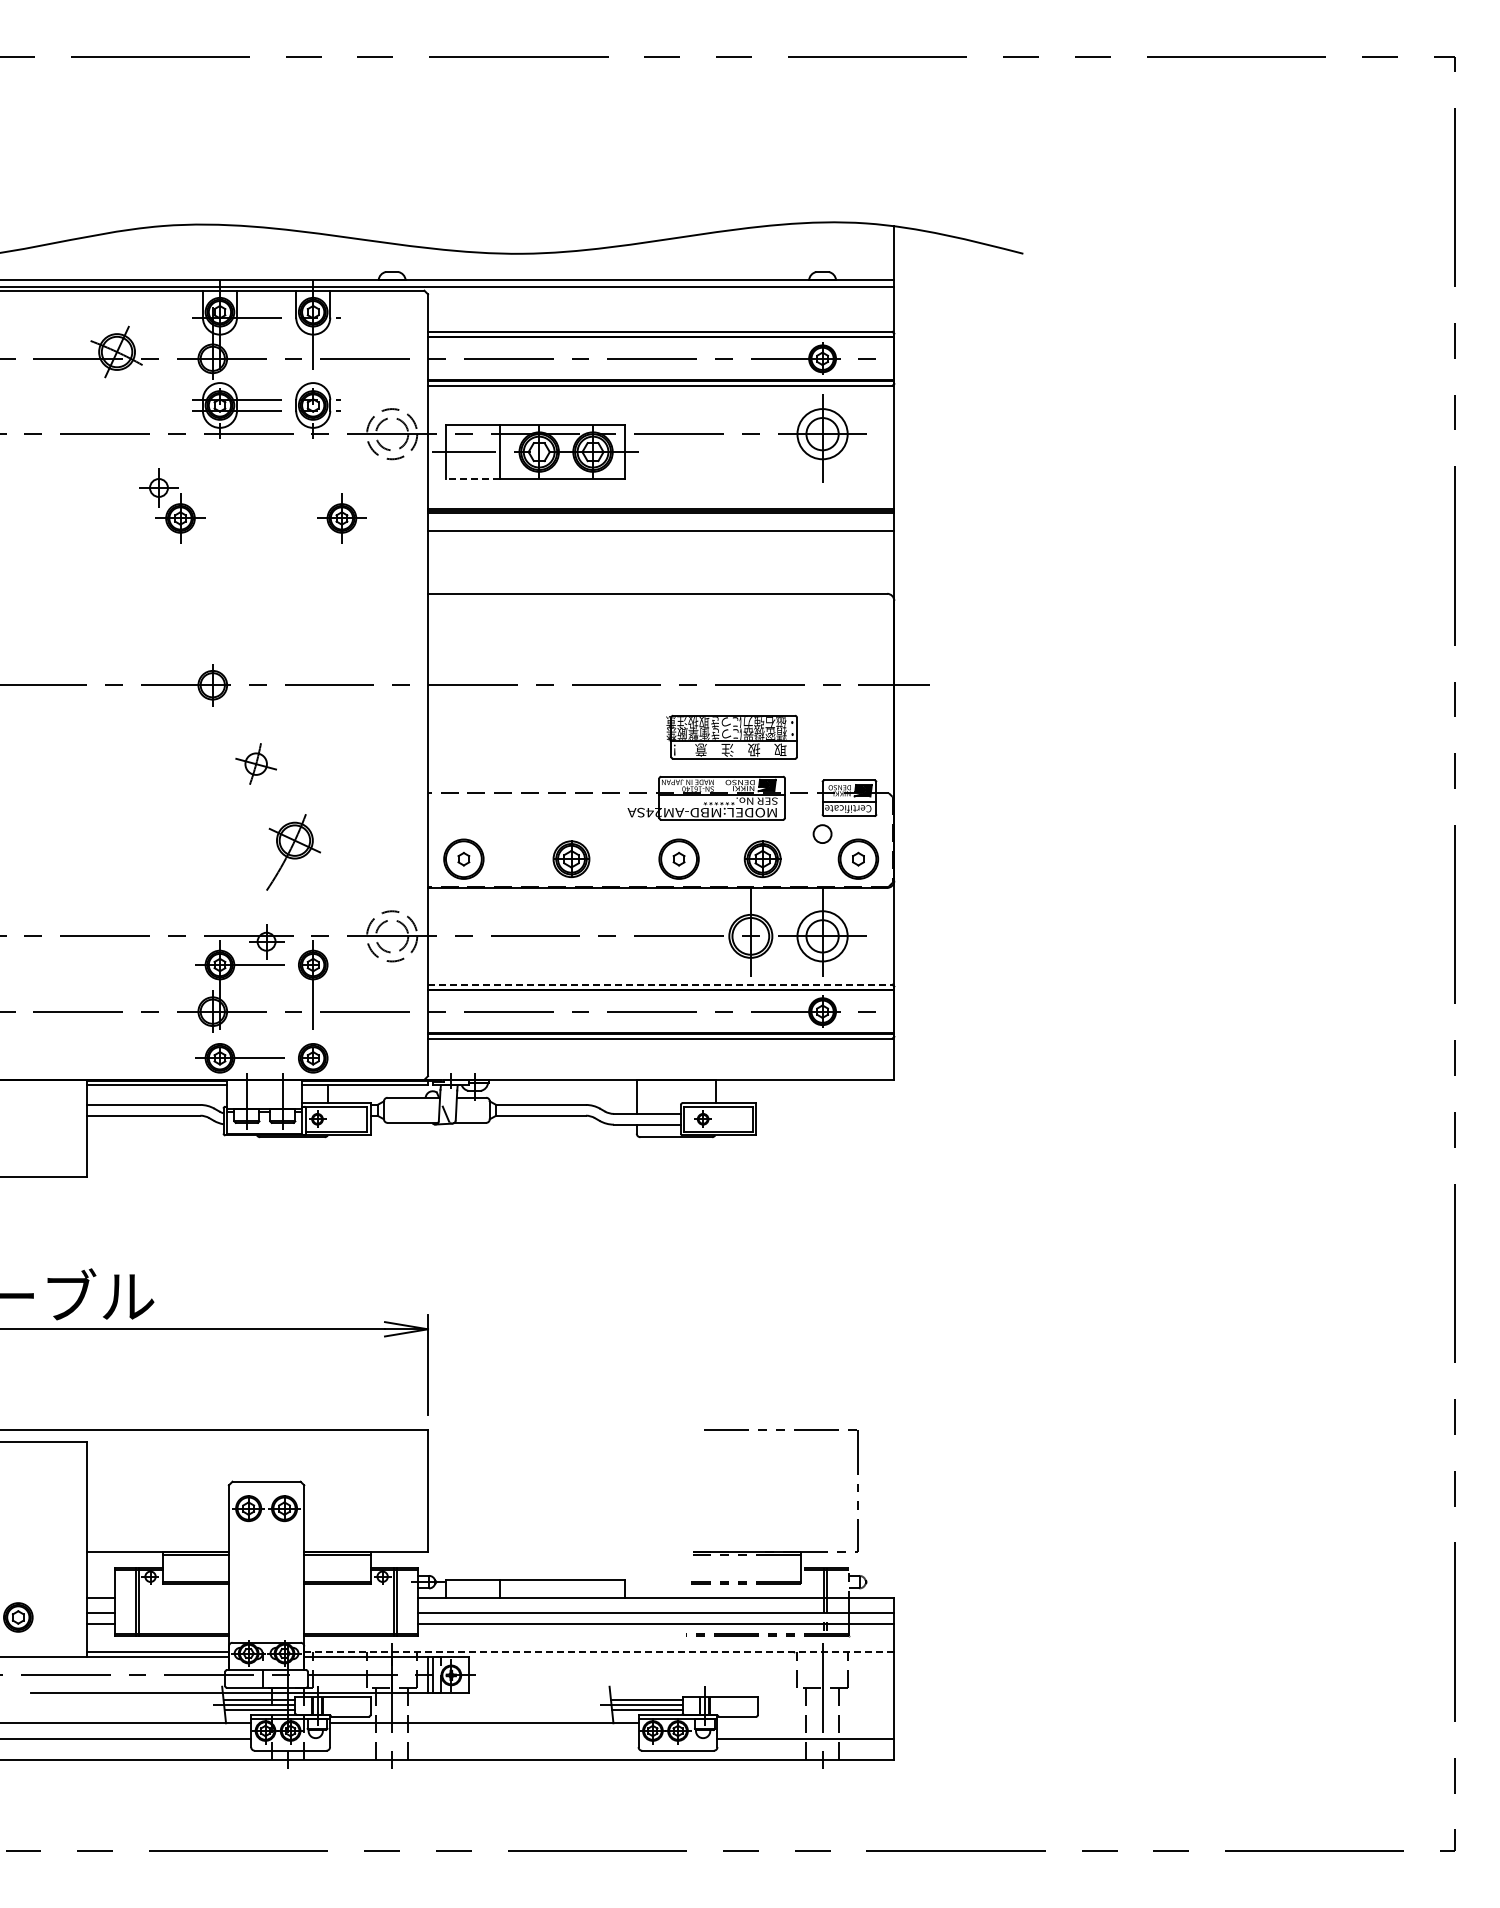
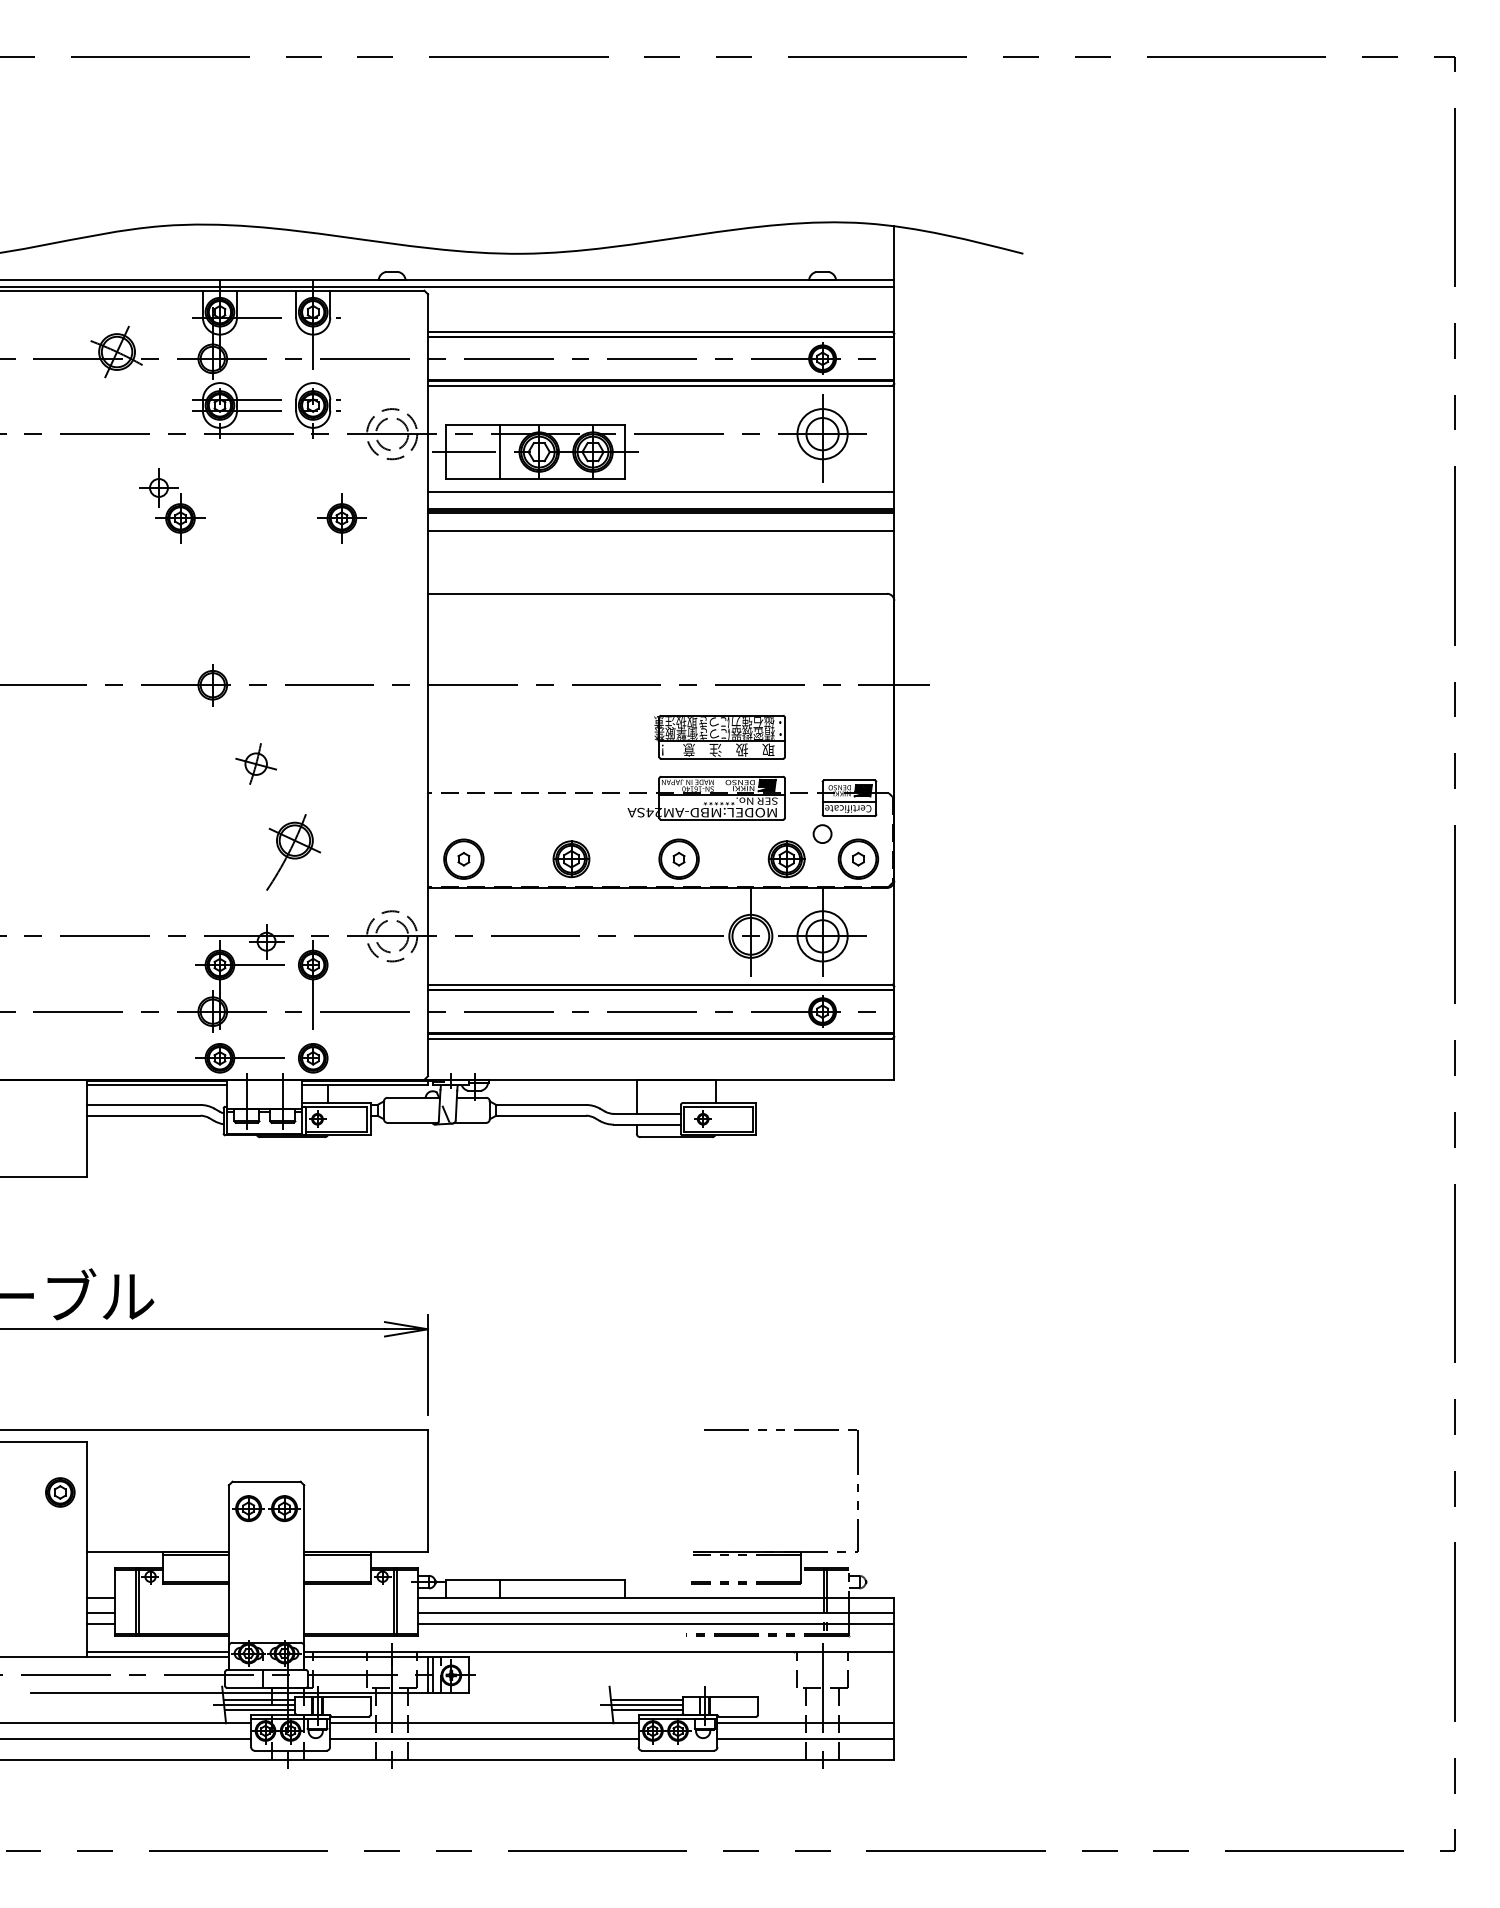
line: dashed -> solid (472, 479)
line: none -> present (661, 491)
part position: (731, 737) -> (719, 737) (719, 737)
part position: (762, 859) -> (786, 859) (786, 859)
line: dashed -> solid (660, 984)
part position: (18, 1617) -> (60, 1492) (60, 1492)
line: dashed -> solid (598, 1652)
line: none -> present (805, 1722)
line: none -> present (484, 1739)
